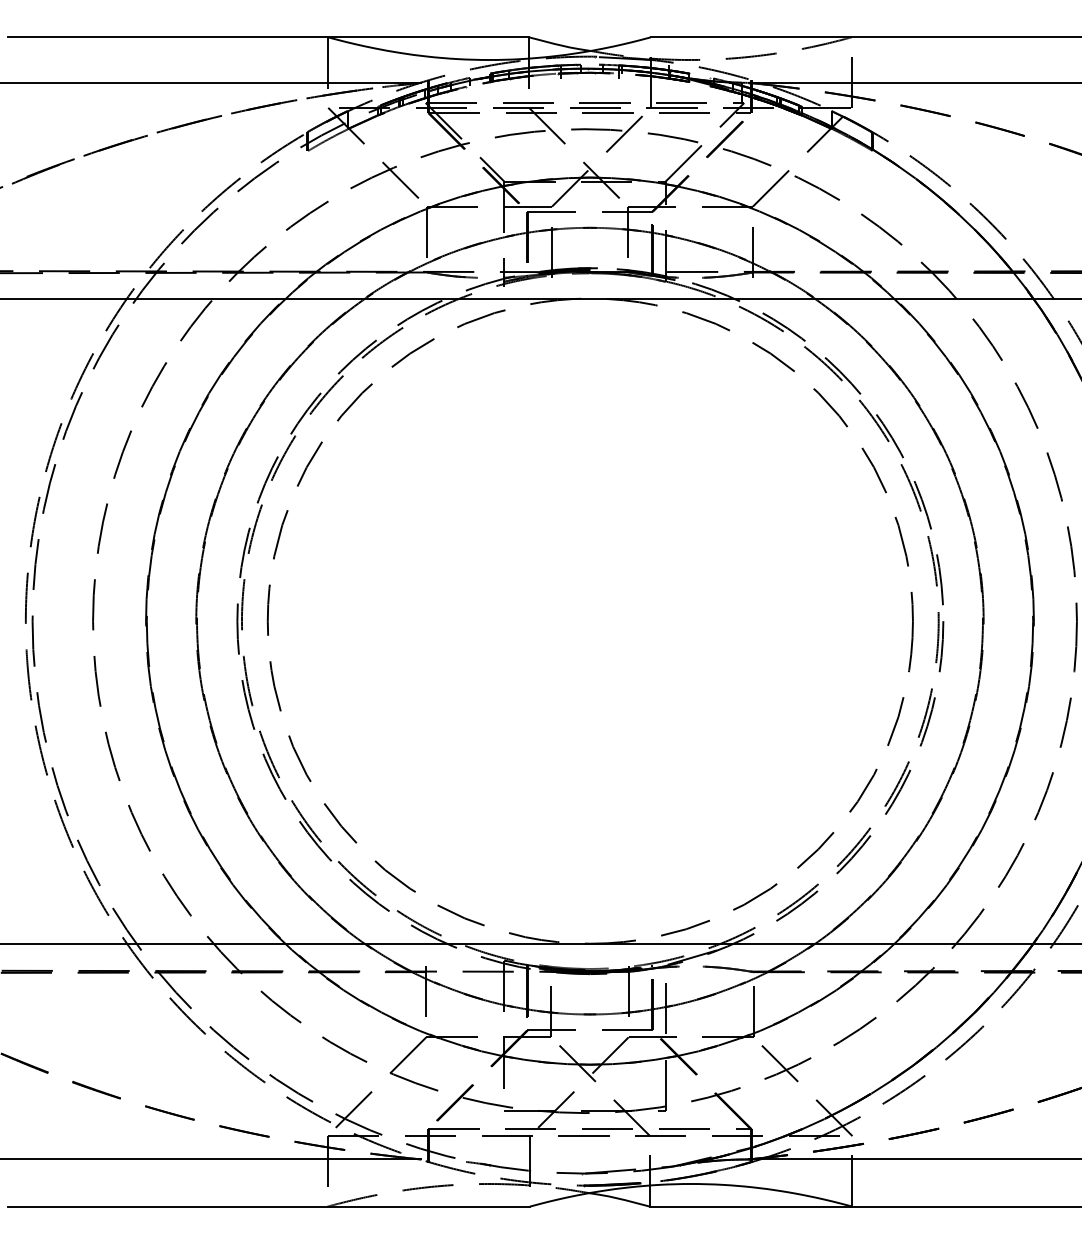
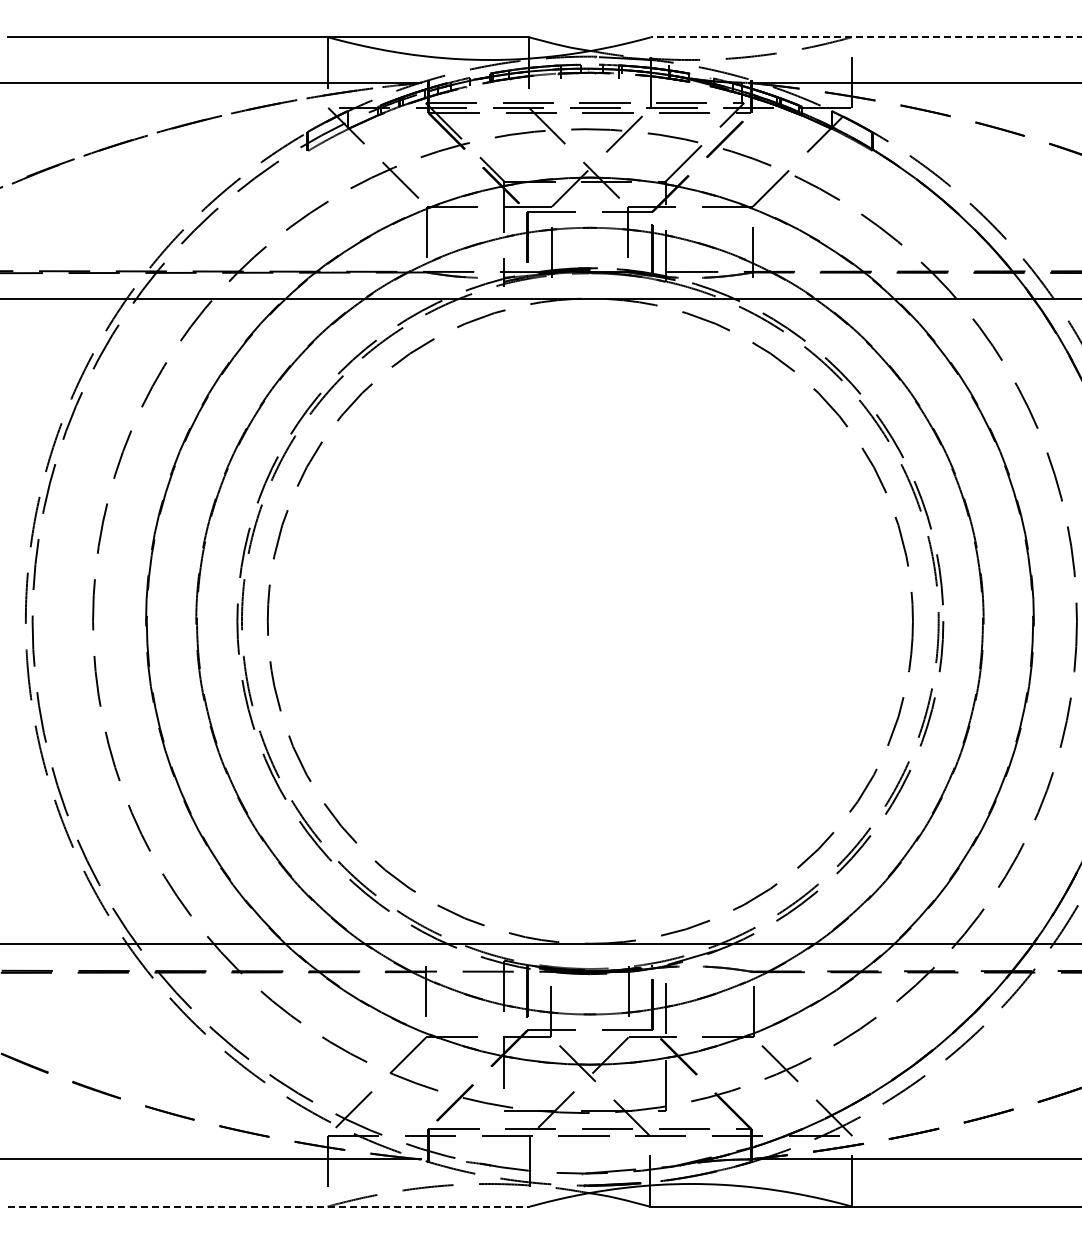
line: solid -> dashed (865, 37)
line: solid -> dashed (269, 1206)
